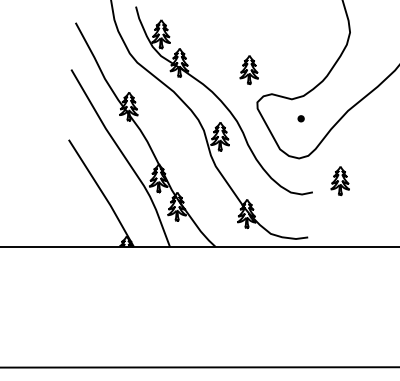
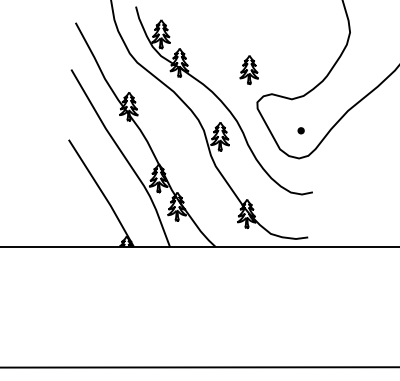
part position: (300, 118) -> (300, 130) (300, 130)
part: present -> none (339, 181)
